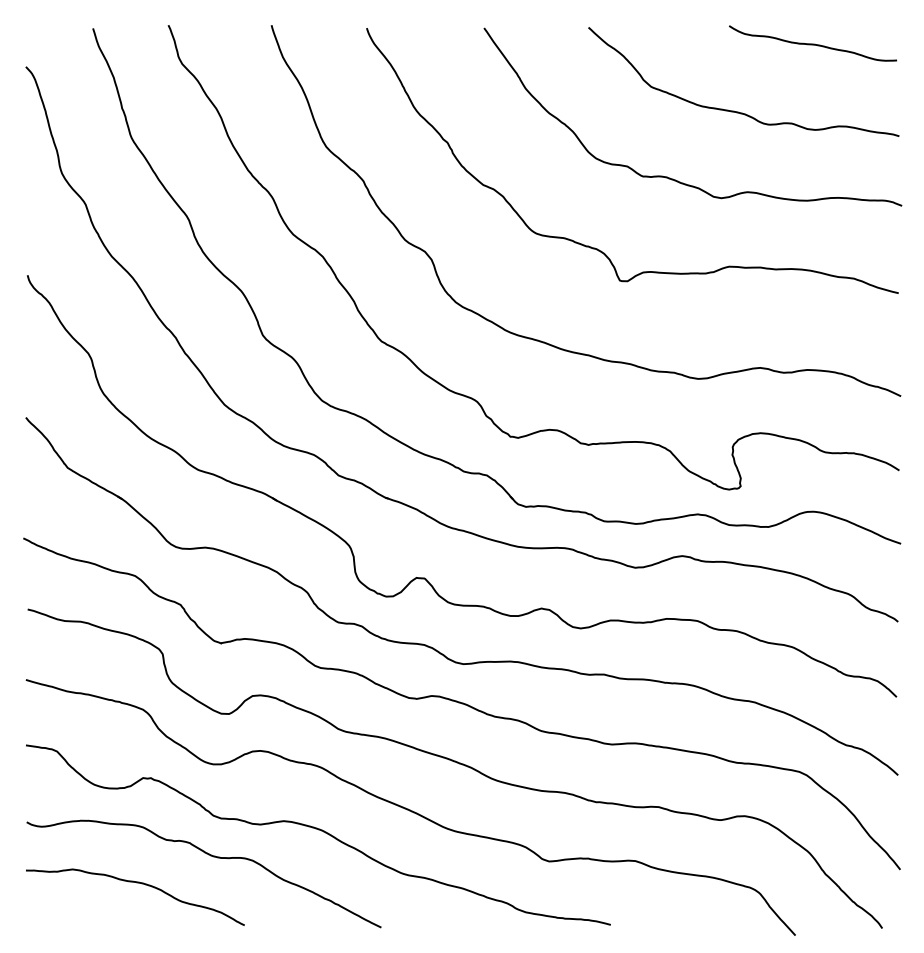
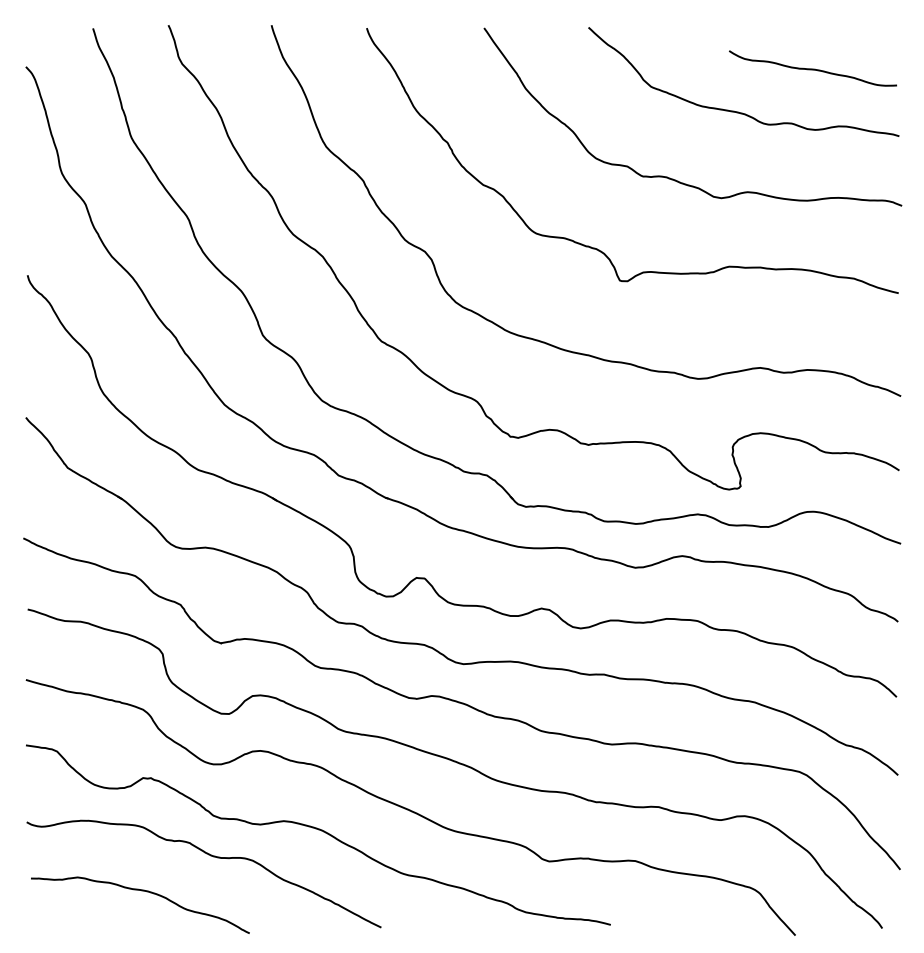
curve position: (812, 43) -> (812, 68) (812, 68)
curve position: (136, 883) -> (141, 891) (141, 891)
